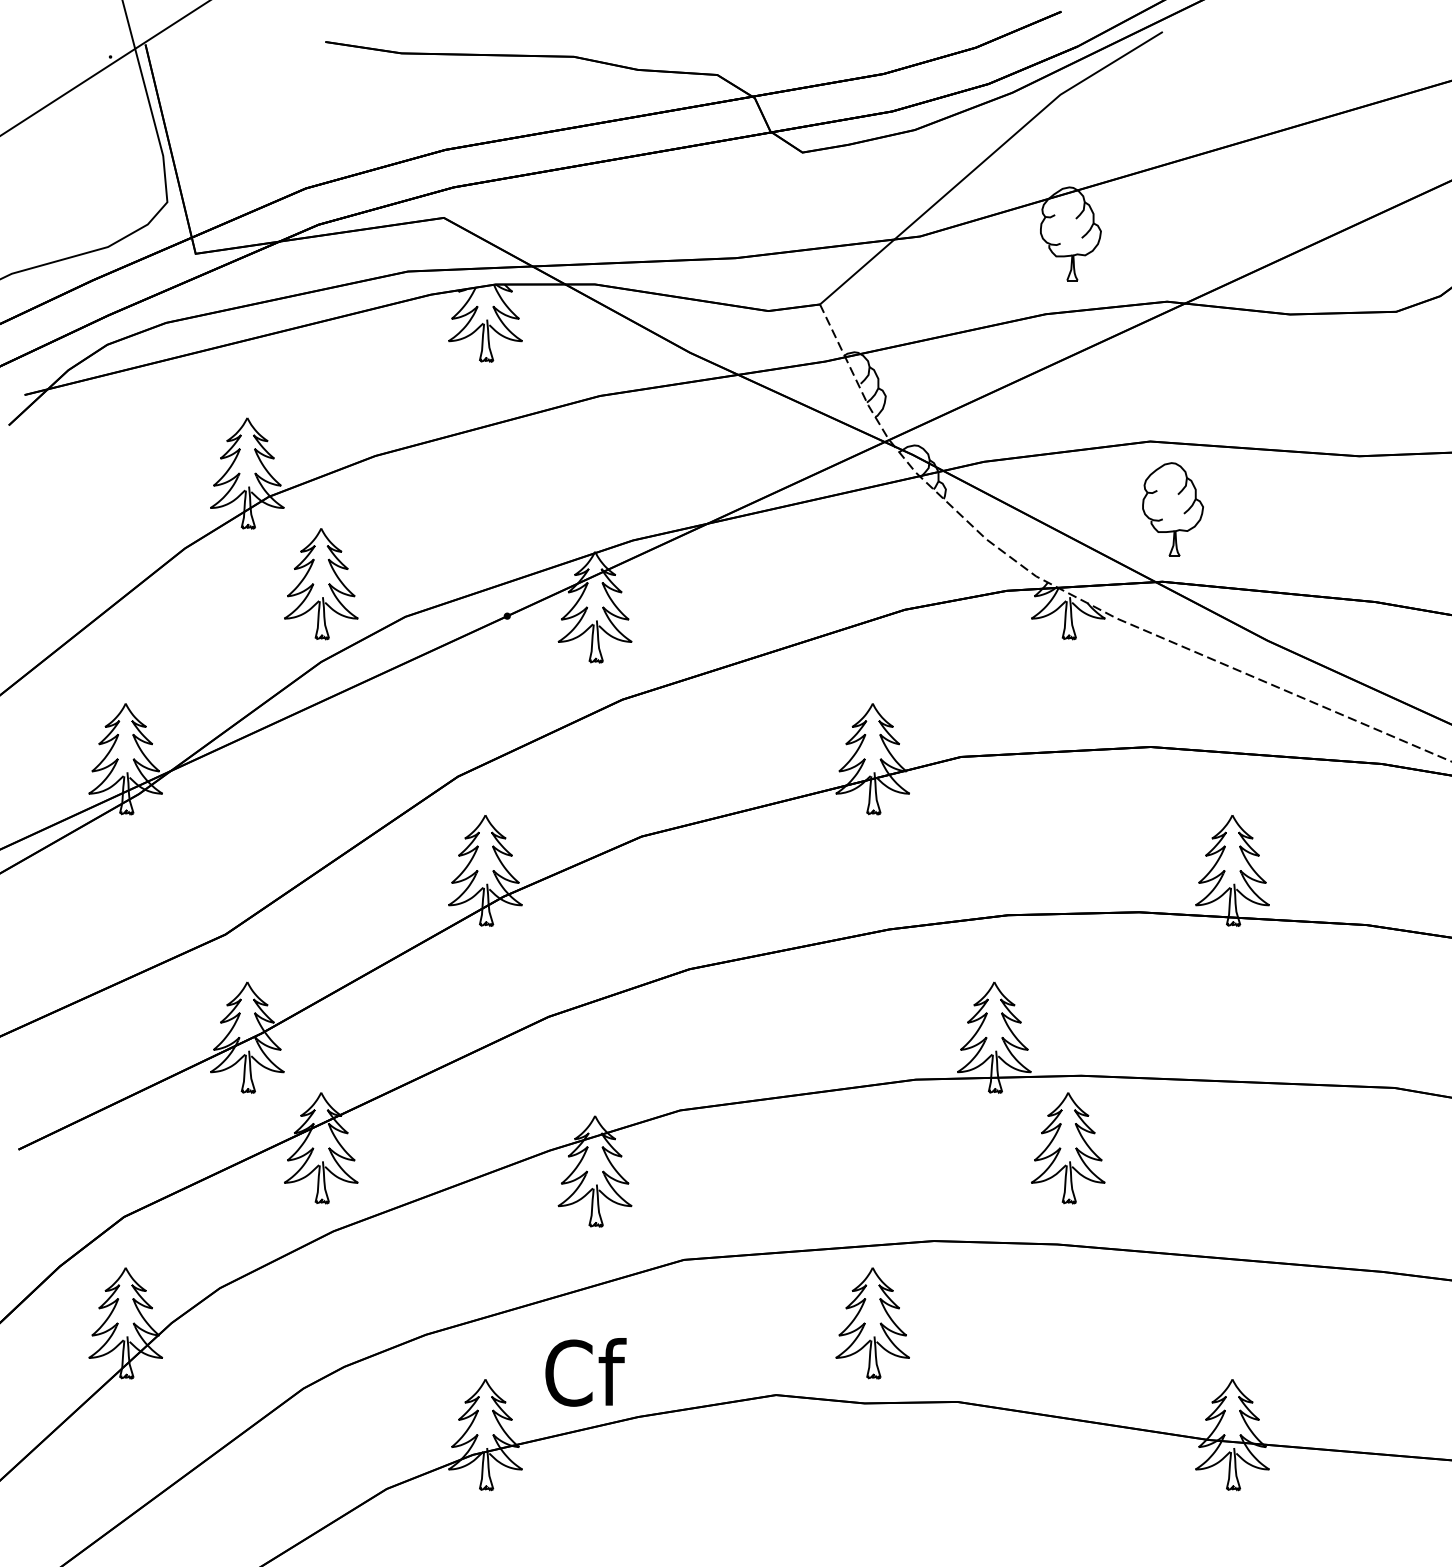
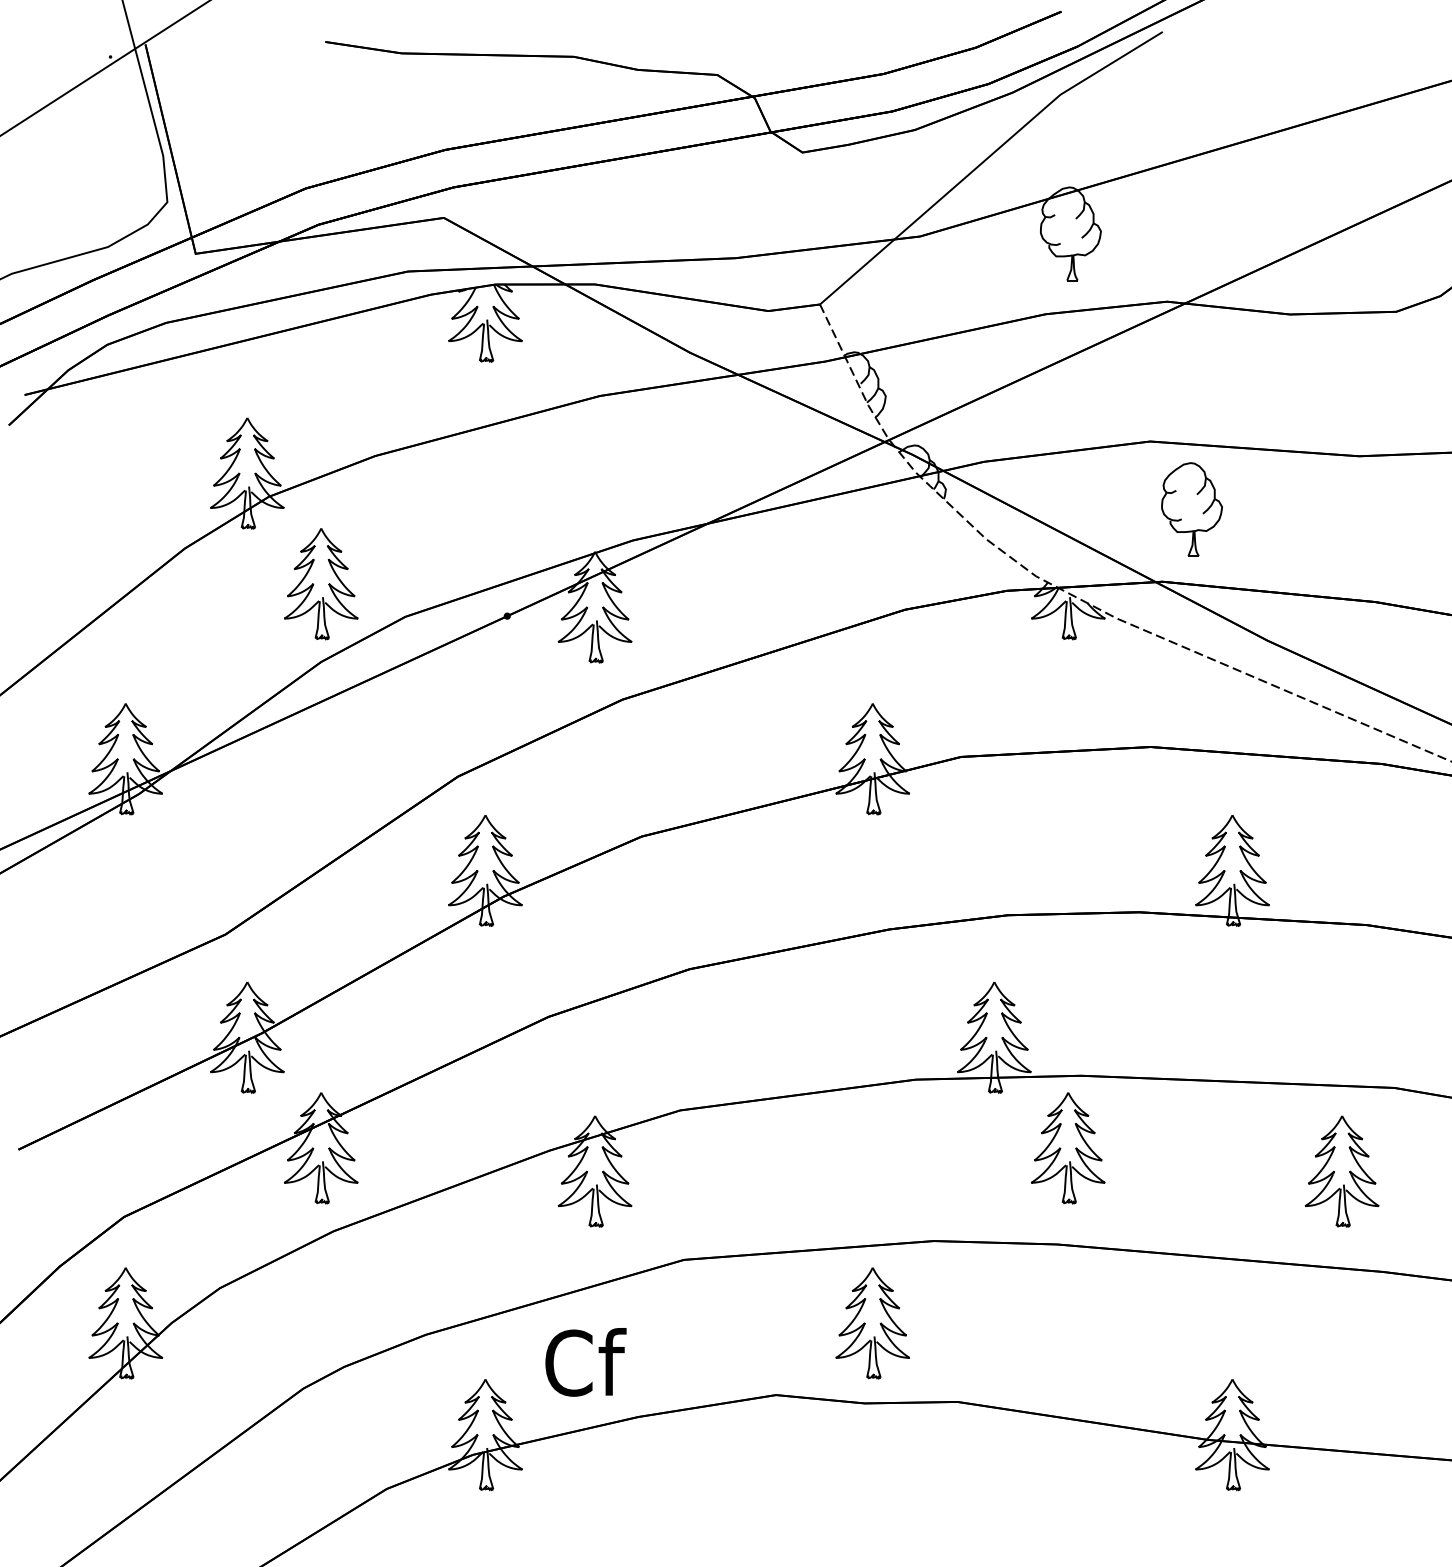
part position: (1172, 509) -> (1191, 509) (1191, 509)
part: none -> present (1341, 1171)
text position: (585, 1372) -> (585, 1362) (585, 1362)
